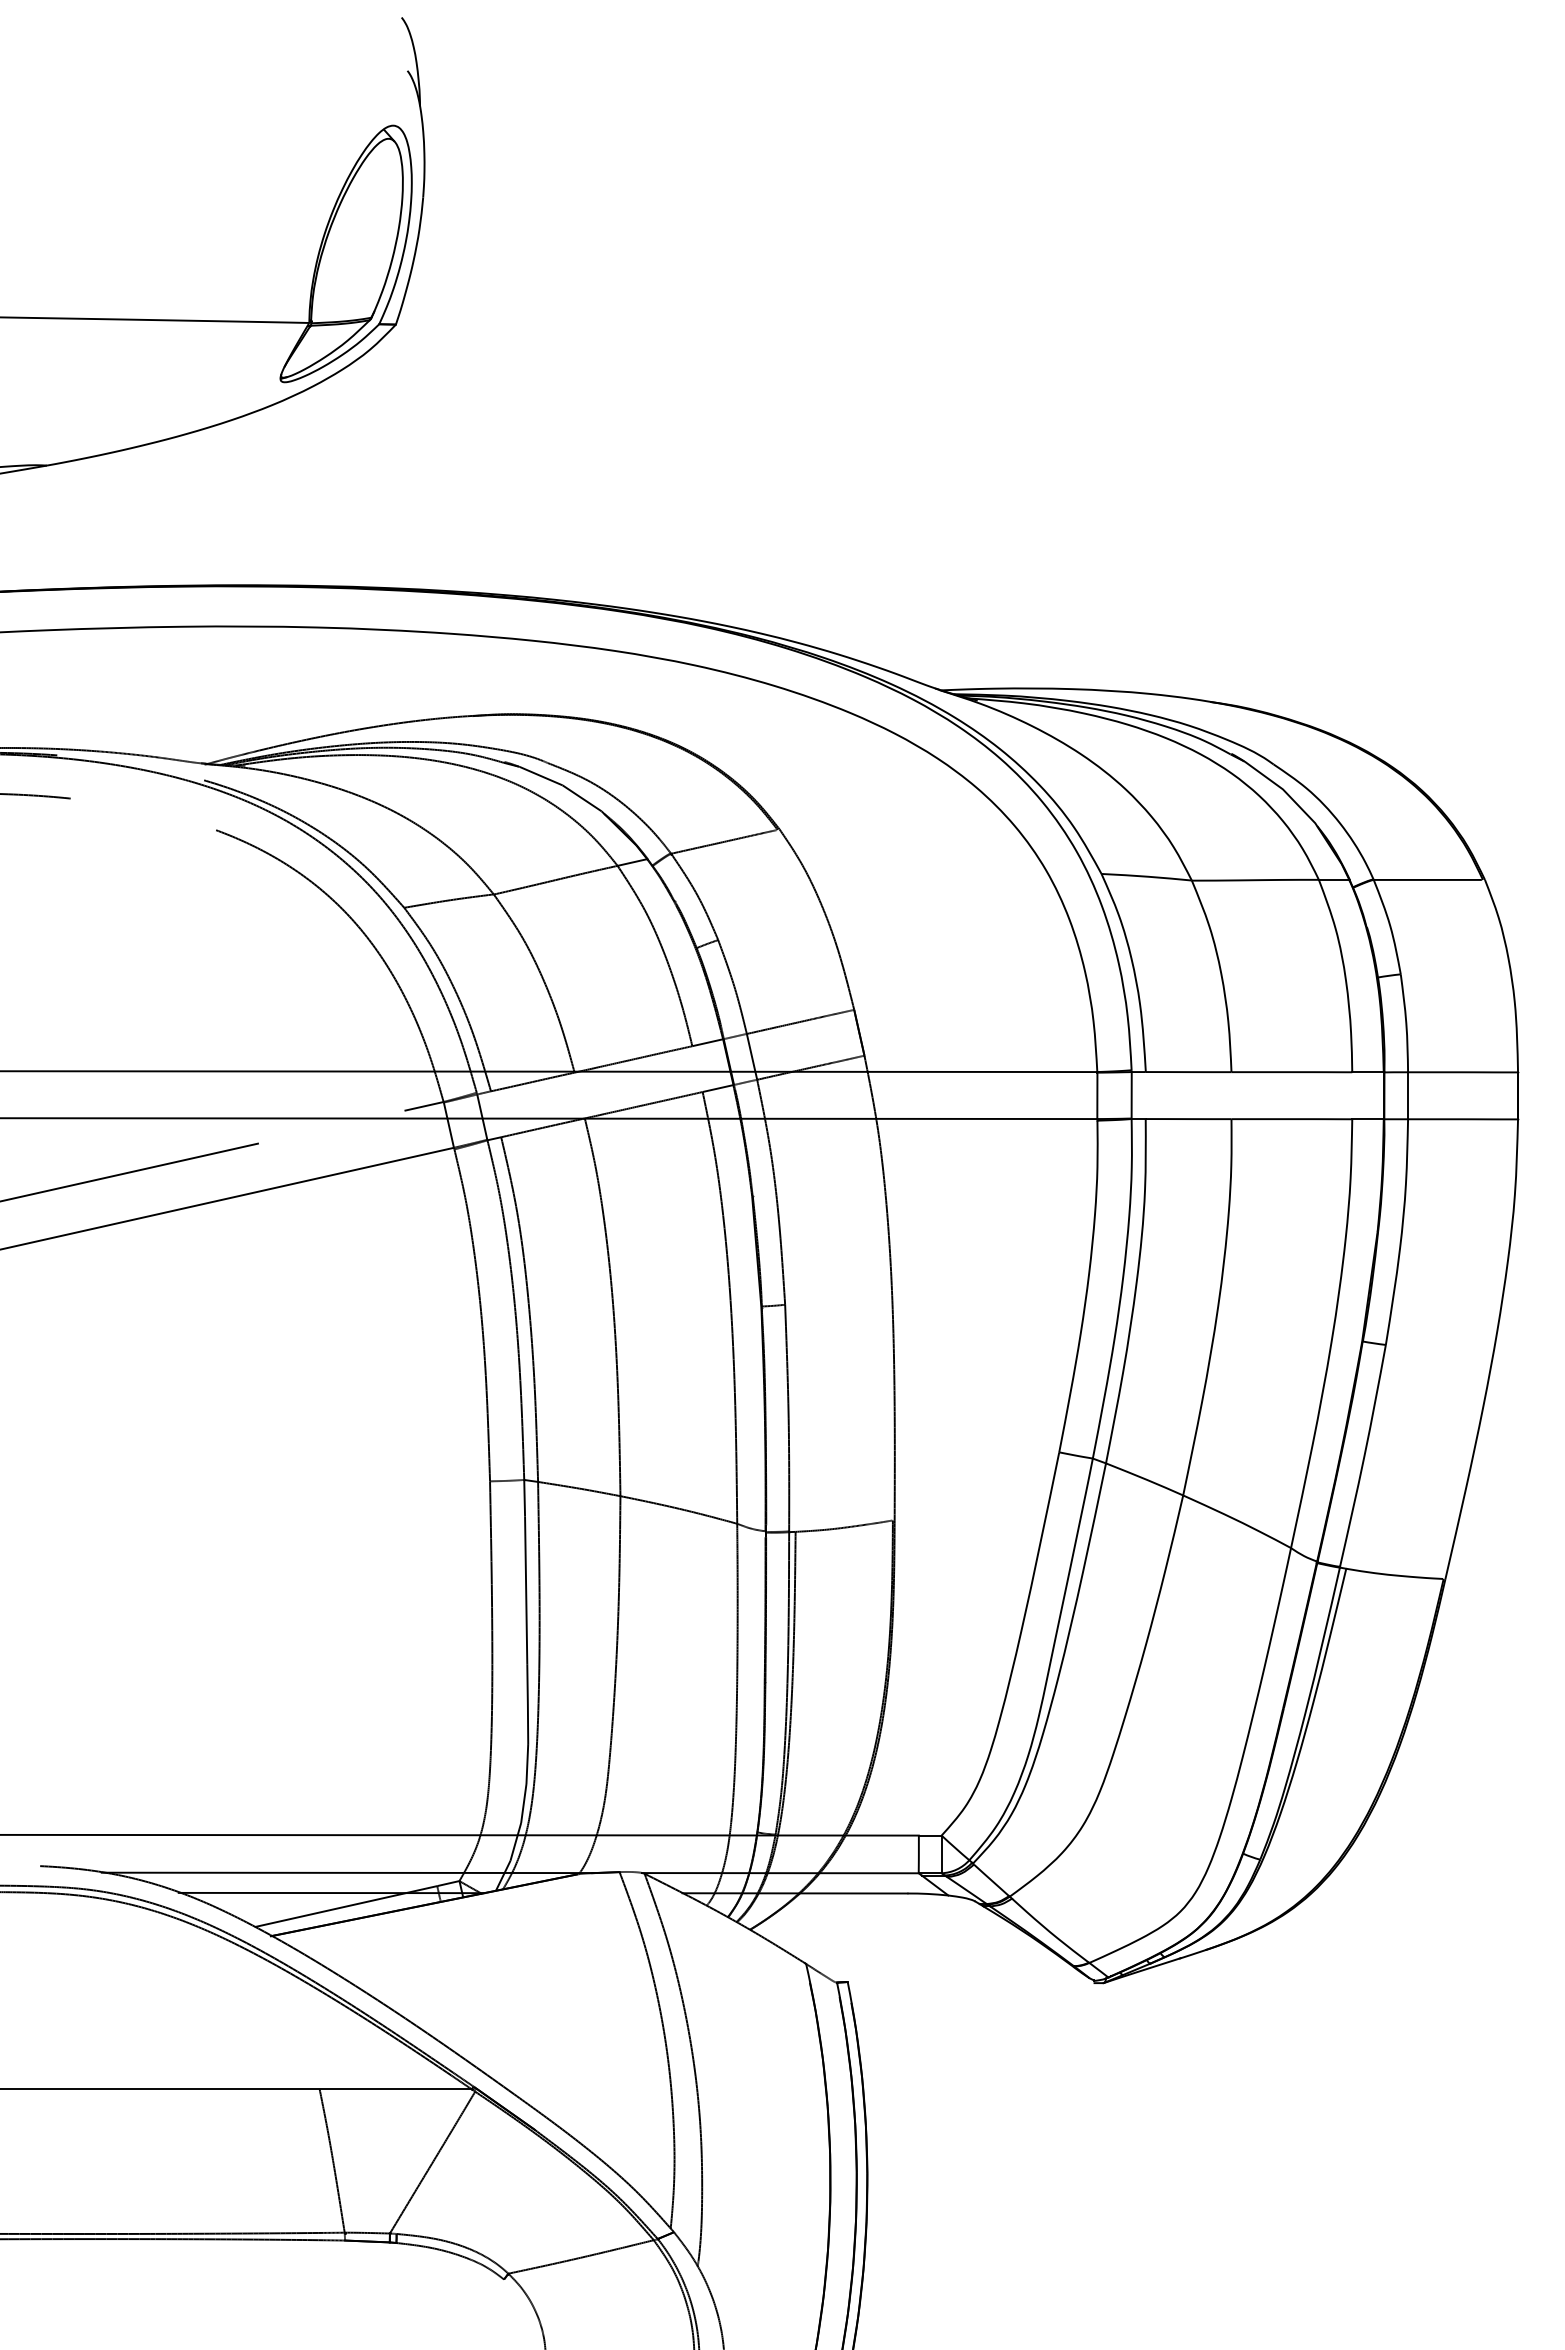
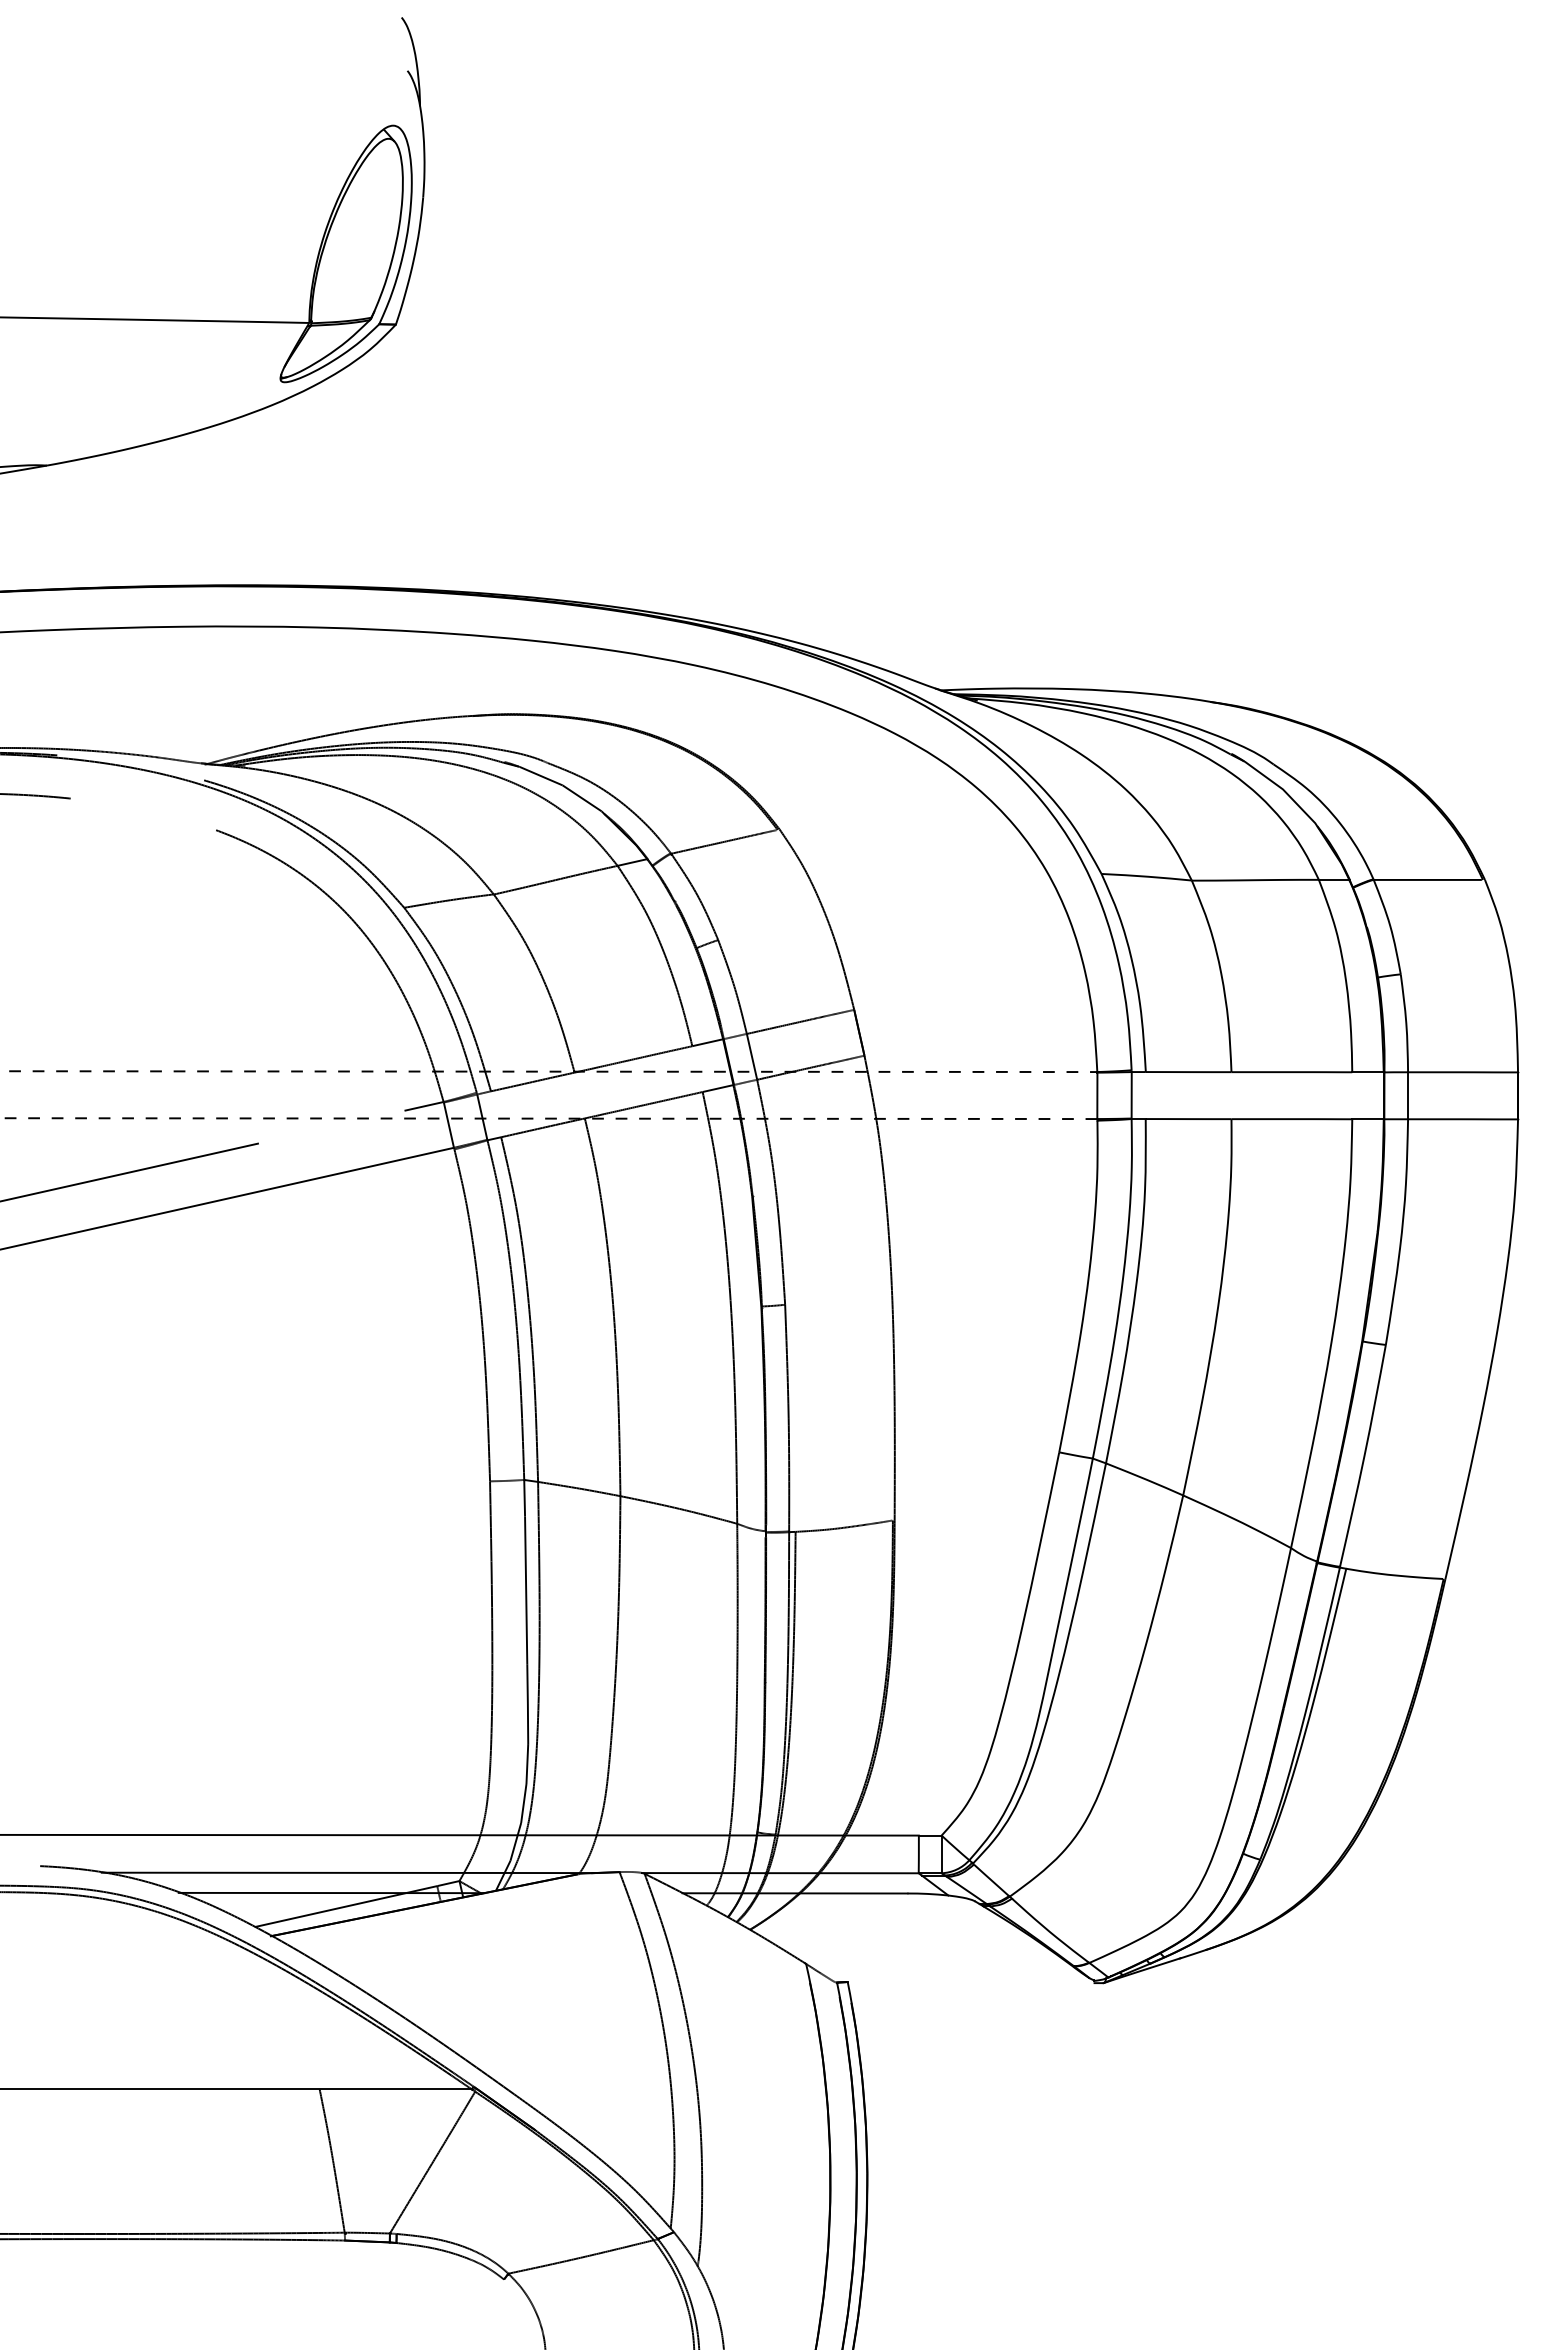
line: solid -> dashed (549, 1071)
line: solid -> dashed (548, 1118)
